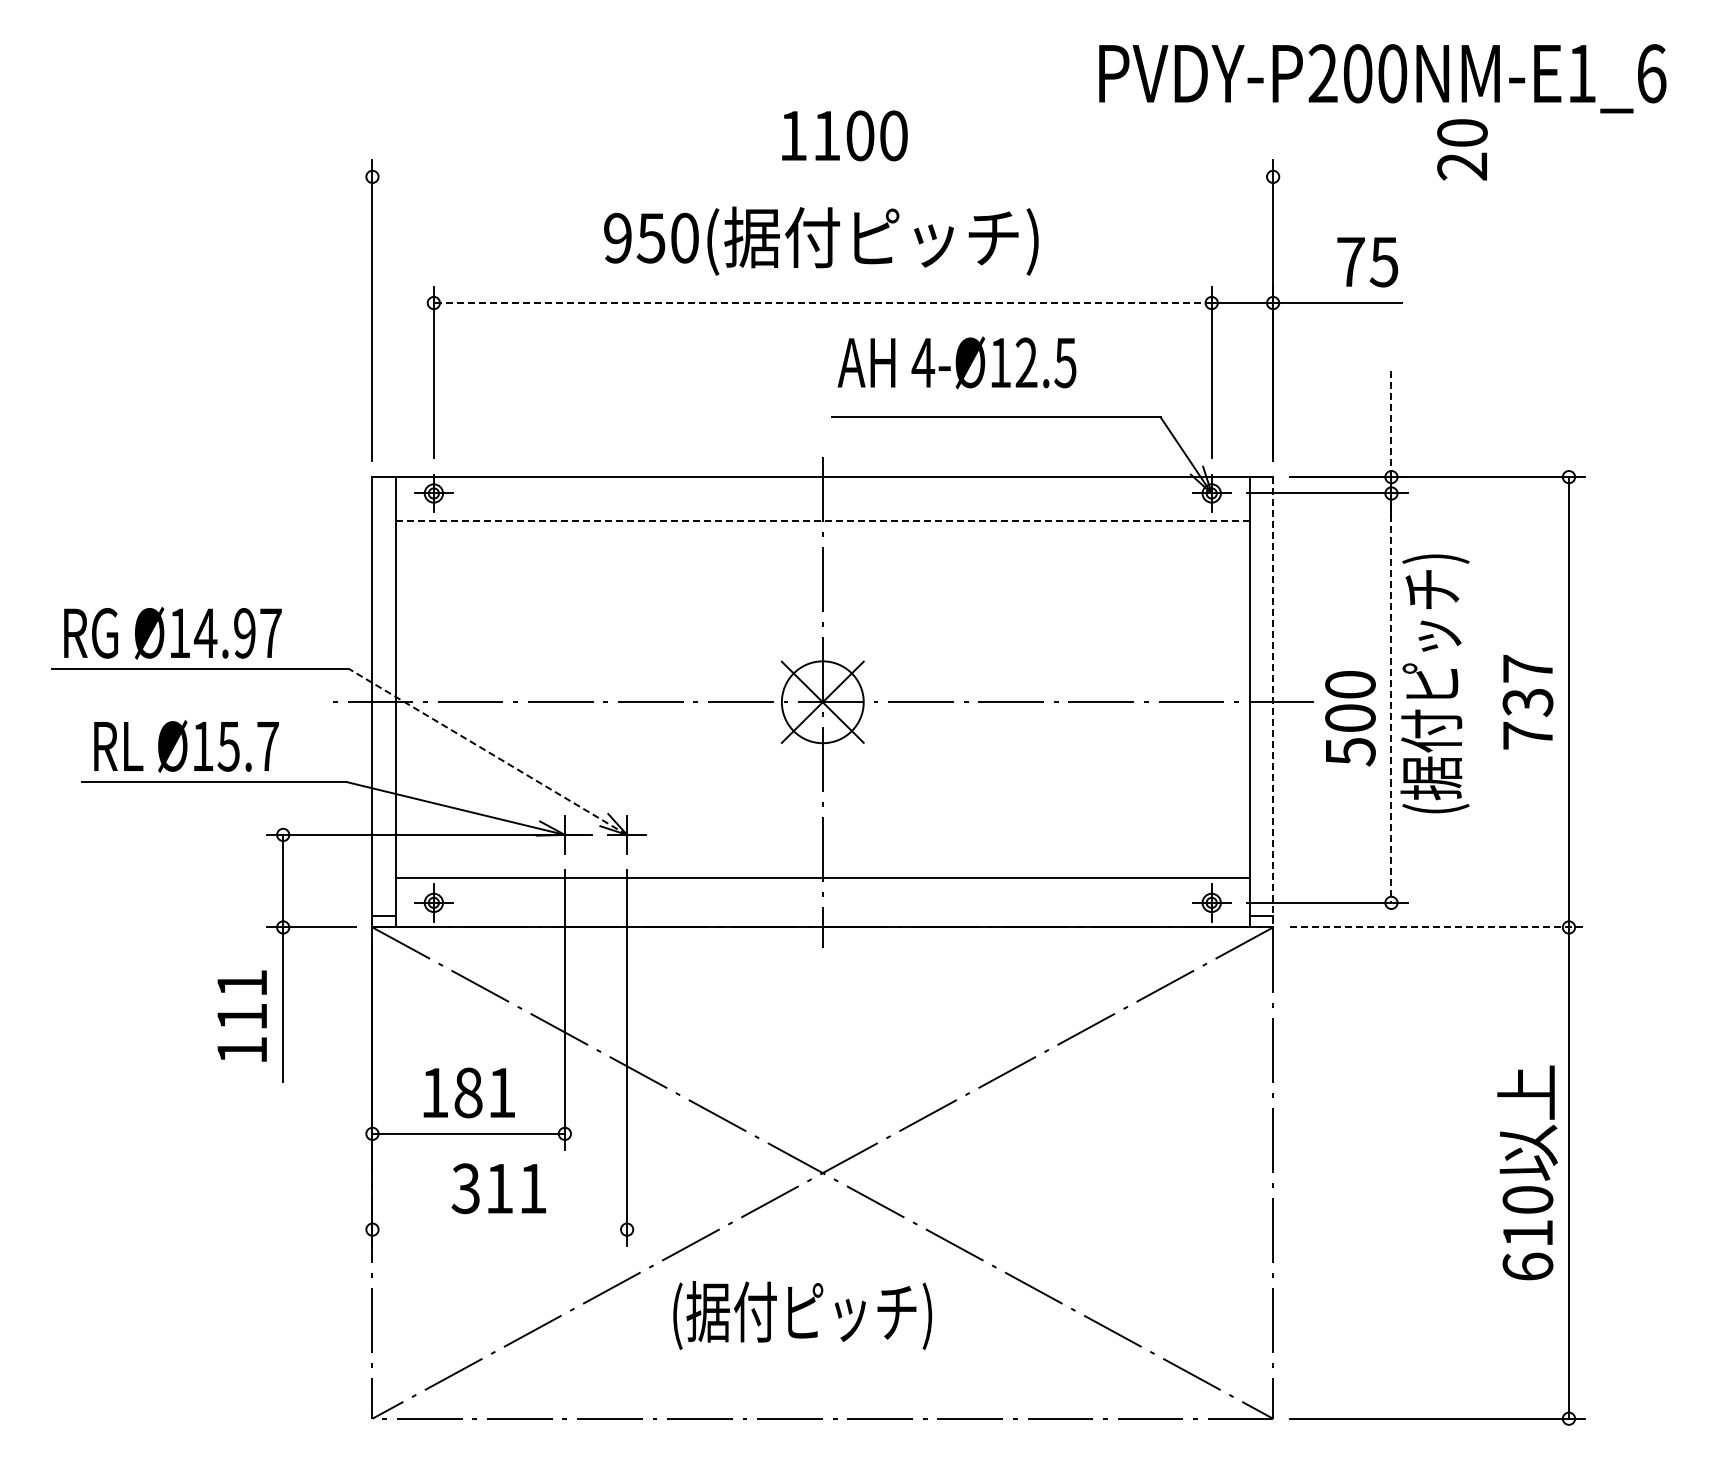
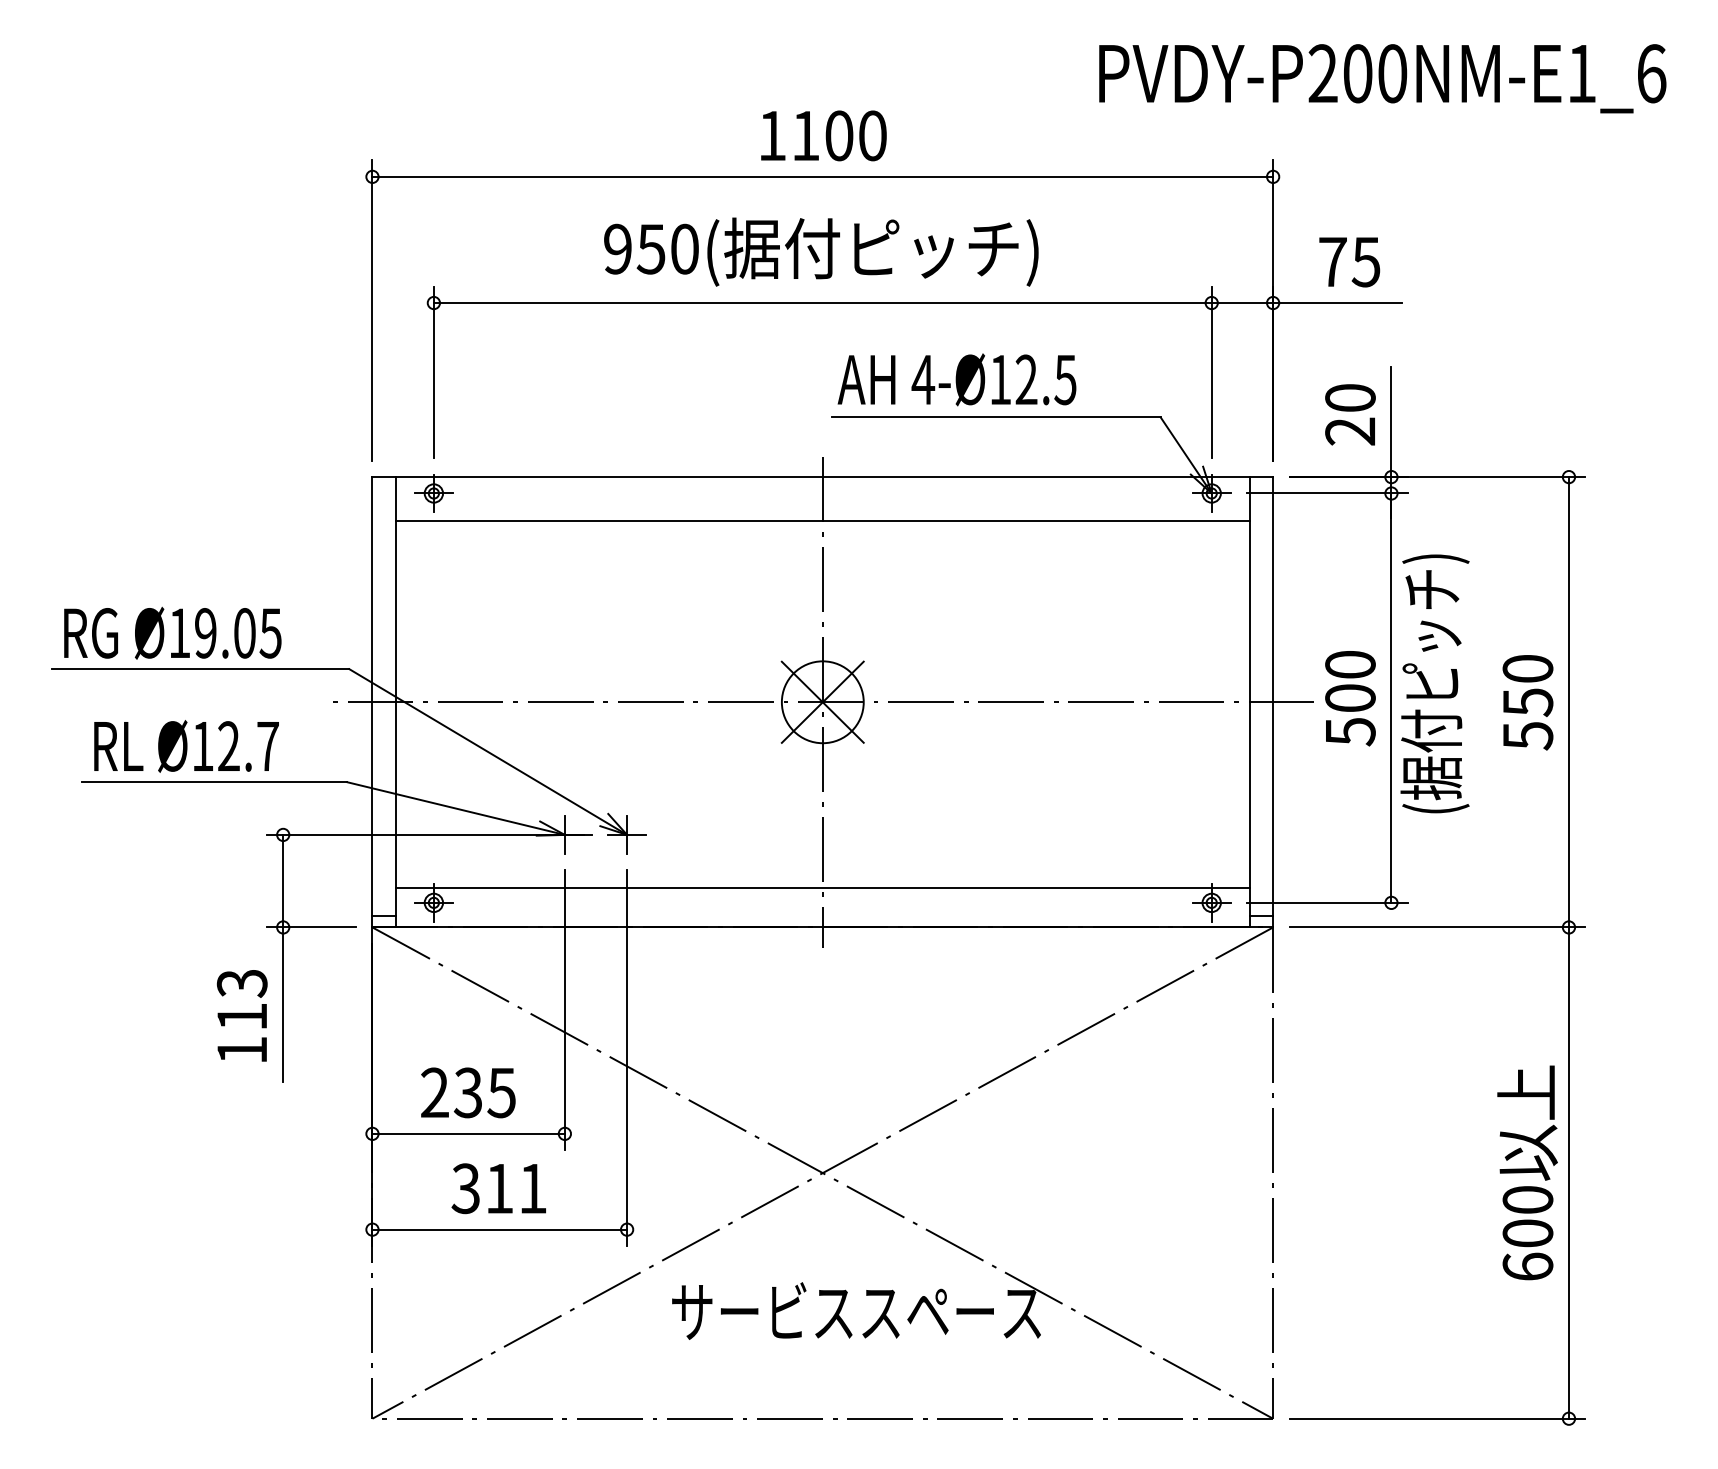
text position: (844, 135) -> (823, 135) (823, 135)
text position: (1462, 149) -> (1350, 414) (1350, 414)
line: none -> present (822, 176)
text position: (821, 240) -> (821, 251) (821, 251)
text position: (1367, 262) -> (1349, 262) (1349, 262)
line: dashed -> solid (822, 303)
text position: (956, 362) -> (956, 379) (956, 379)
line: dashed -> solid (1391, 421)
line: dashed -> solid (822, 520)
text: Ø14.97 -> Ø19.05 (237, 633)
line: dashed -> solid (1391, 698)
line: dashed -> solid (1273, 702)
text: 737 -> 550 (1527, 702)
text position: (1350, 718) -> (1350, 698) (1350, 698)
text: Ø15.7 -> Ø12.7 (228, 746)
line: dashed -> solid (488, 752)
line position: (822, 878) -> (822, 888) (822, 888)
line: dashed -> solid (1437, 927)
text: 111 -> 113 (241, 983)
text: 181 -> 235 (468, 1092)
line: none -> present (499, 1229)
text: 610 -> 600 (1527, 1233)
text: (据付ピッチ) -> サービススペース (856, 1315)
